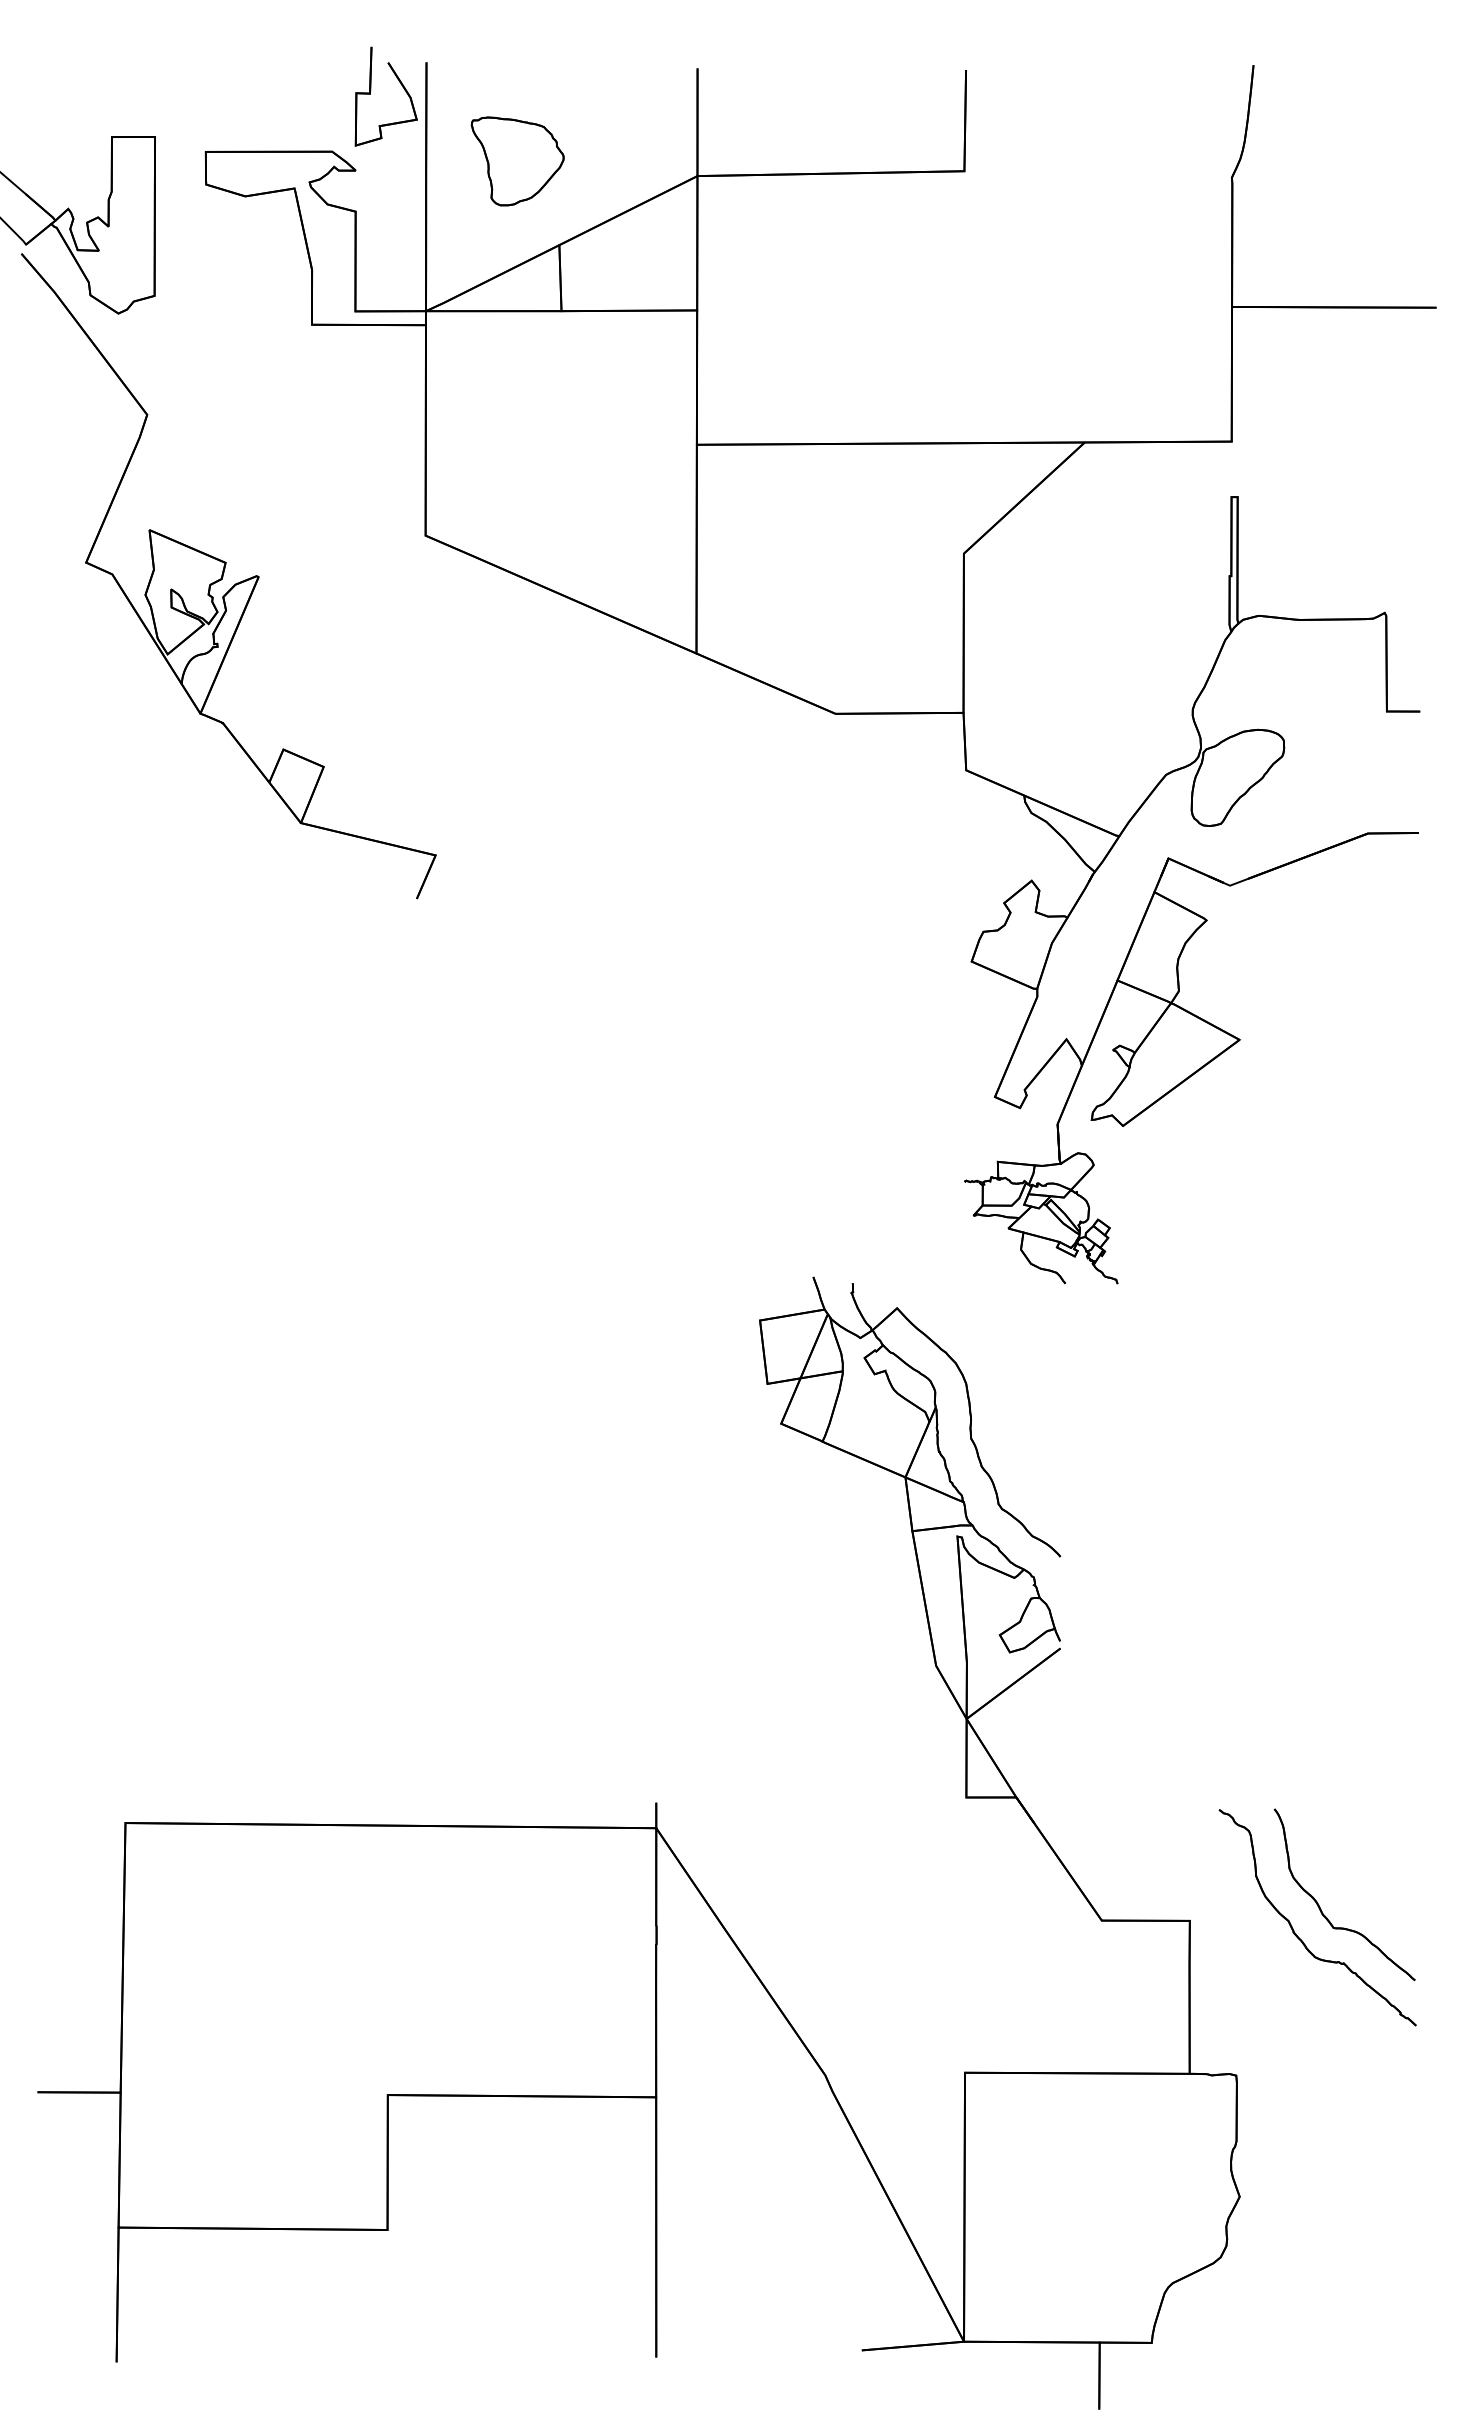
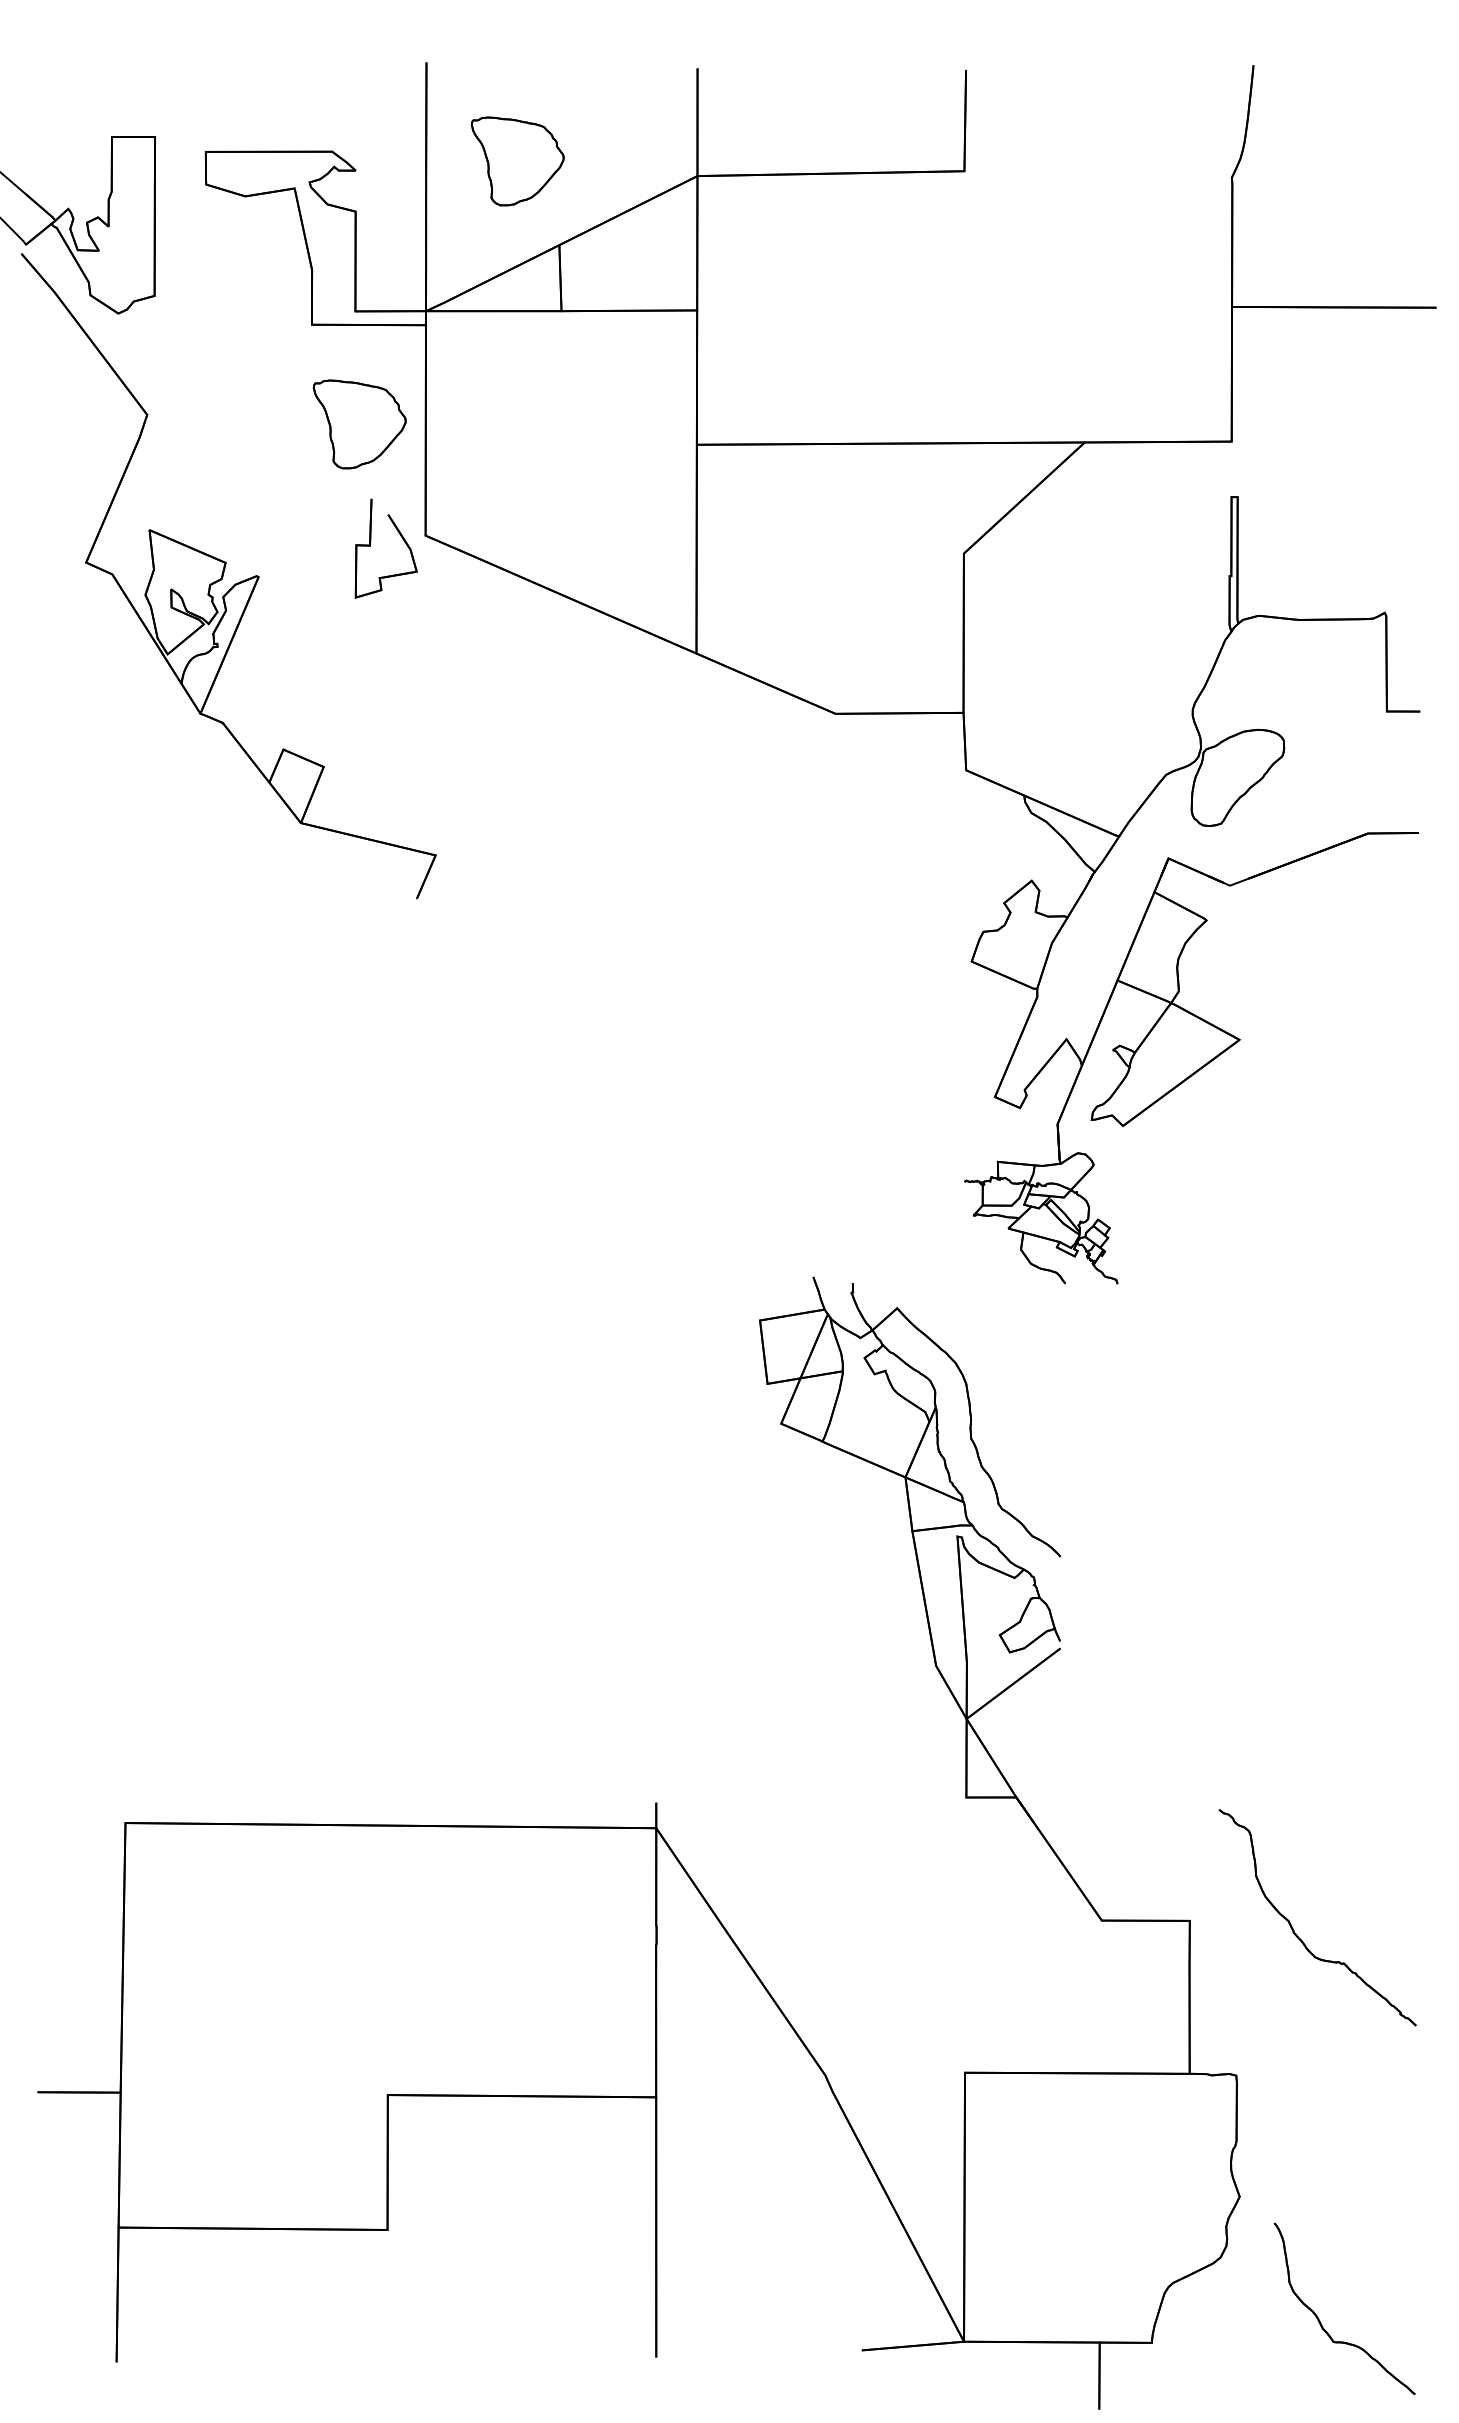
part position: (370, 94) -> (370, 546) (370, 546)
part: none -> present (359, 424)
part position: (1320, 1907) -> (1320, 2321) (1320, 2321)
